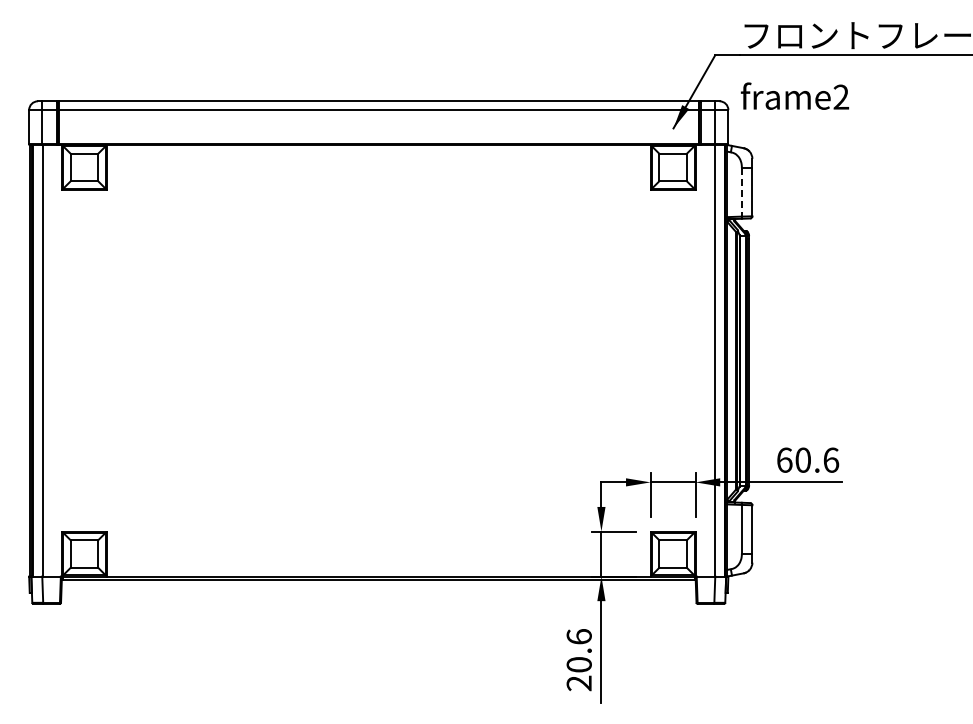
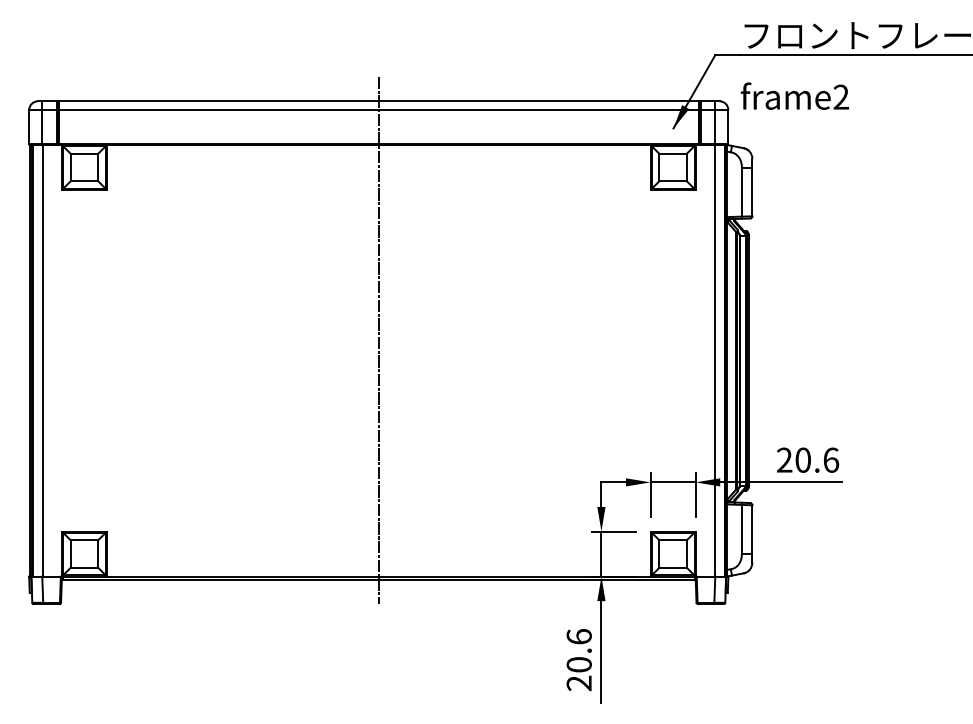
line: dashed -> solid (741, 192)
line: none -> present (378, 340)
text: 60.6 -> 20.6 (784, 459)
